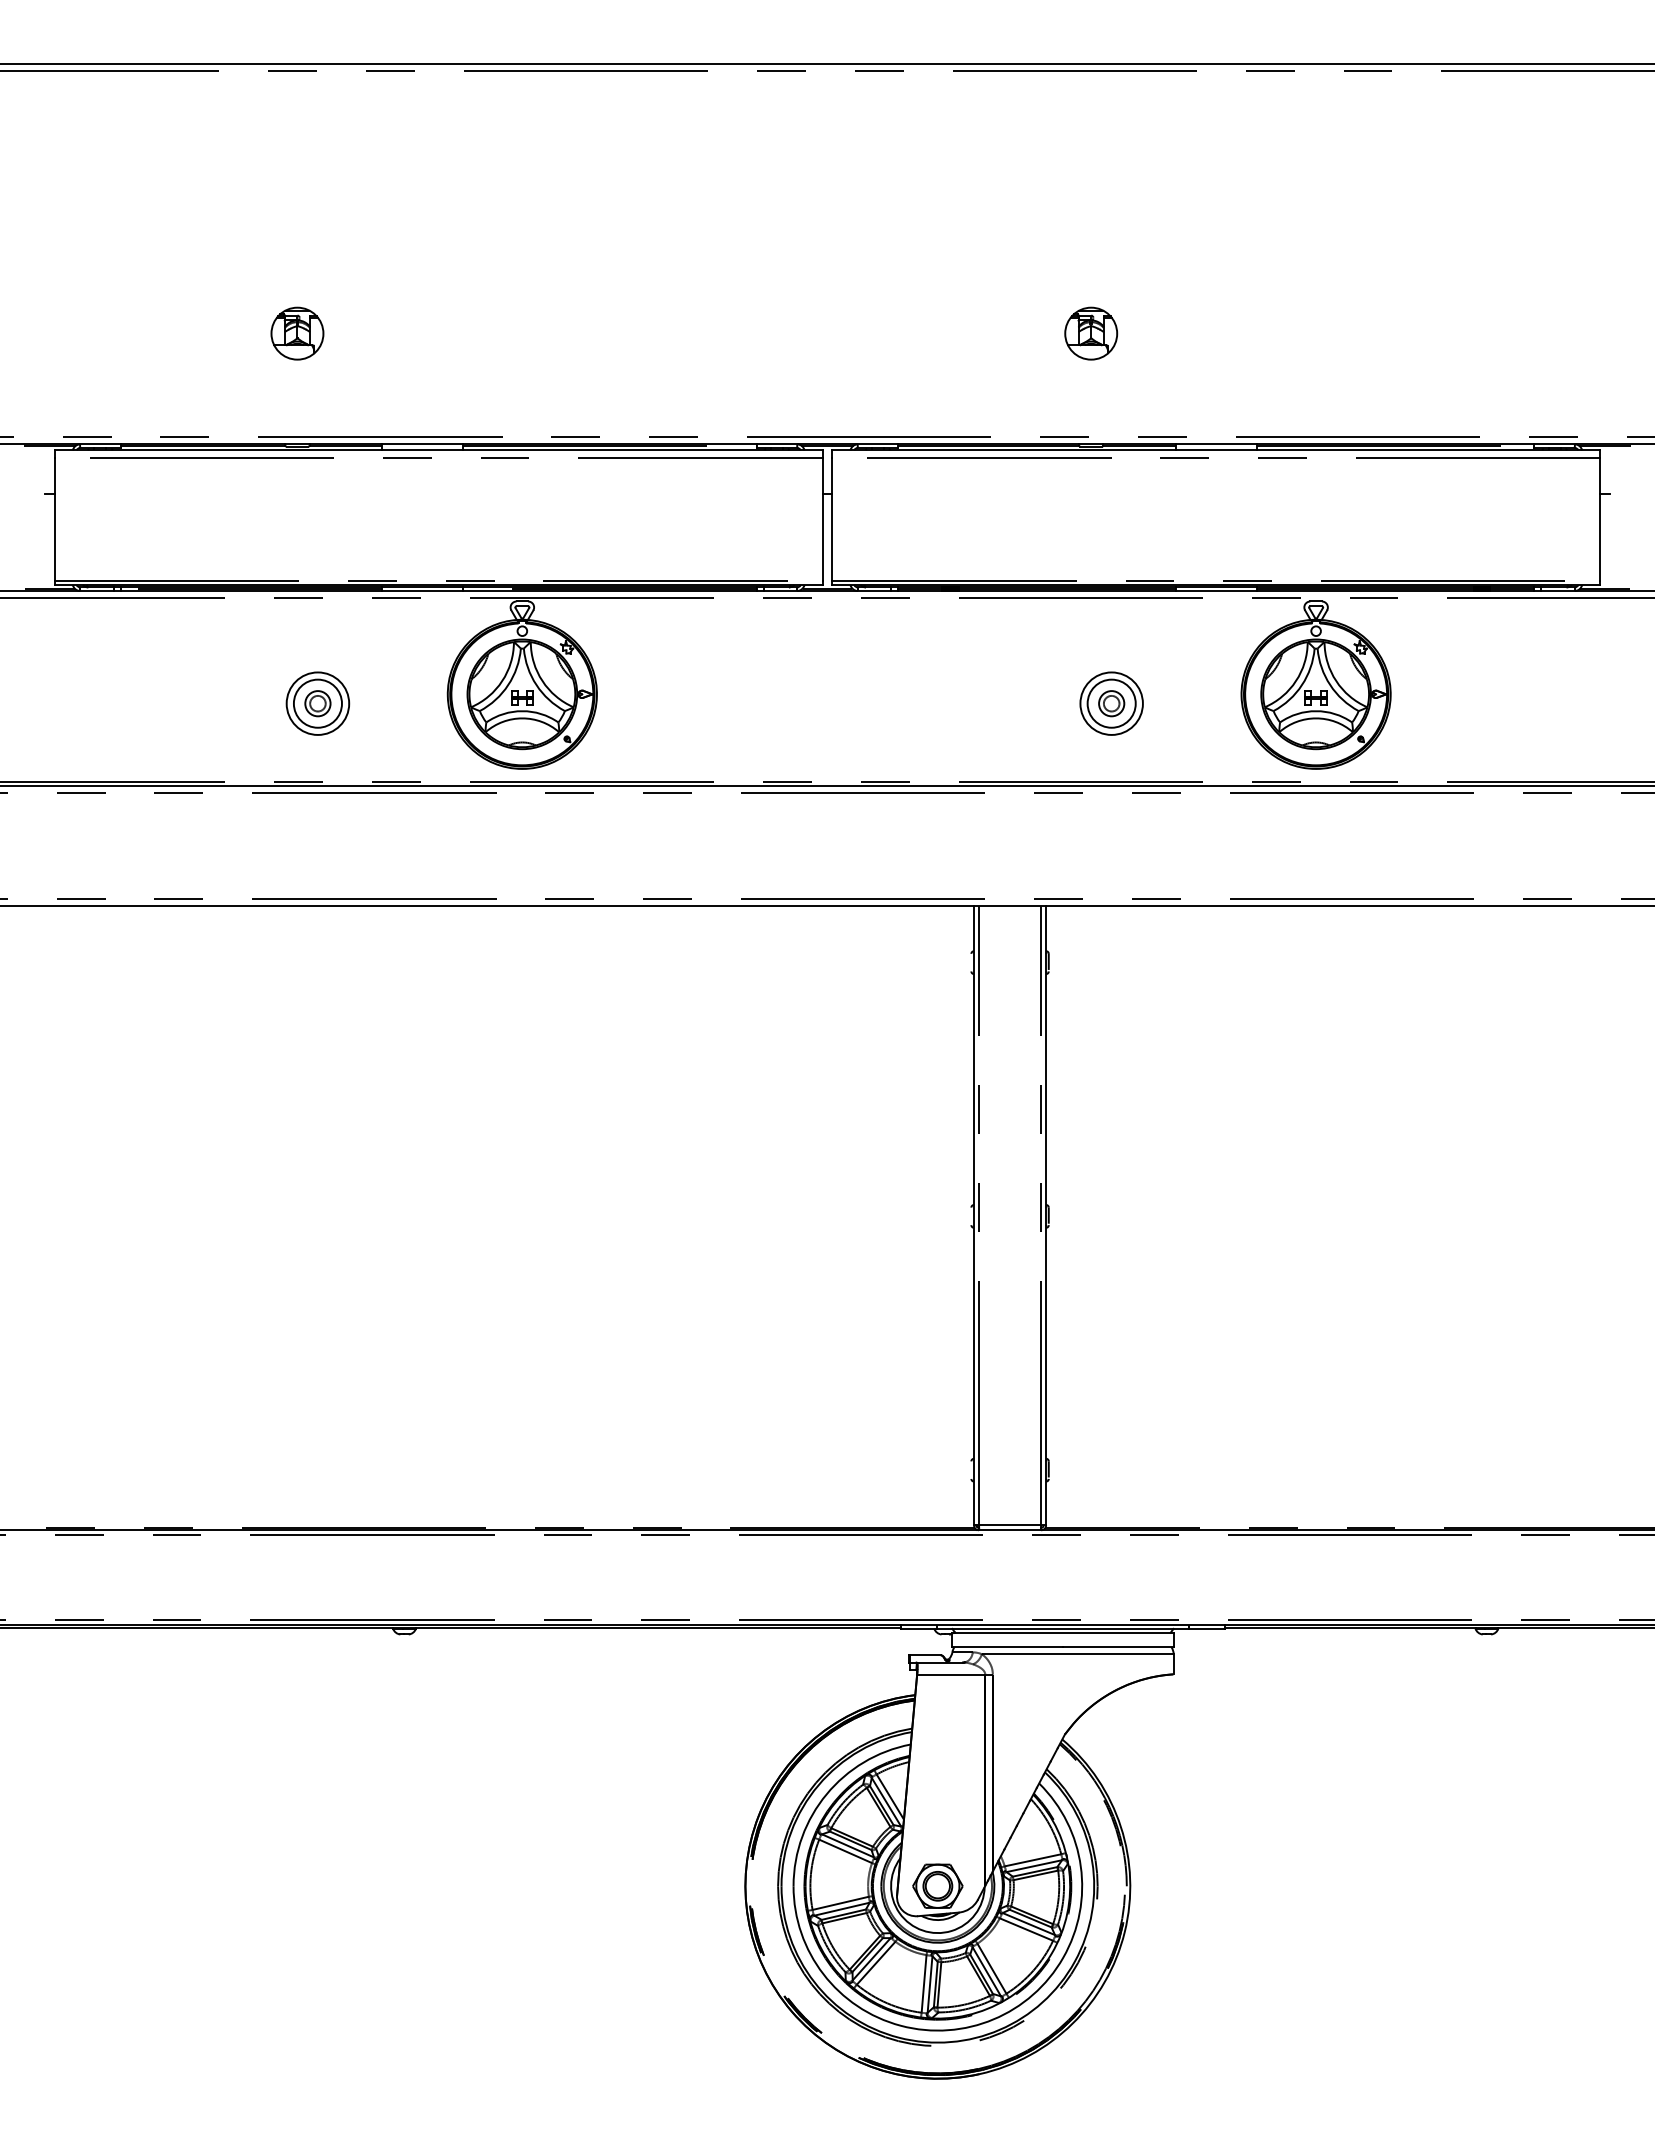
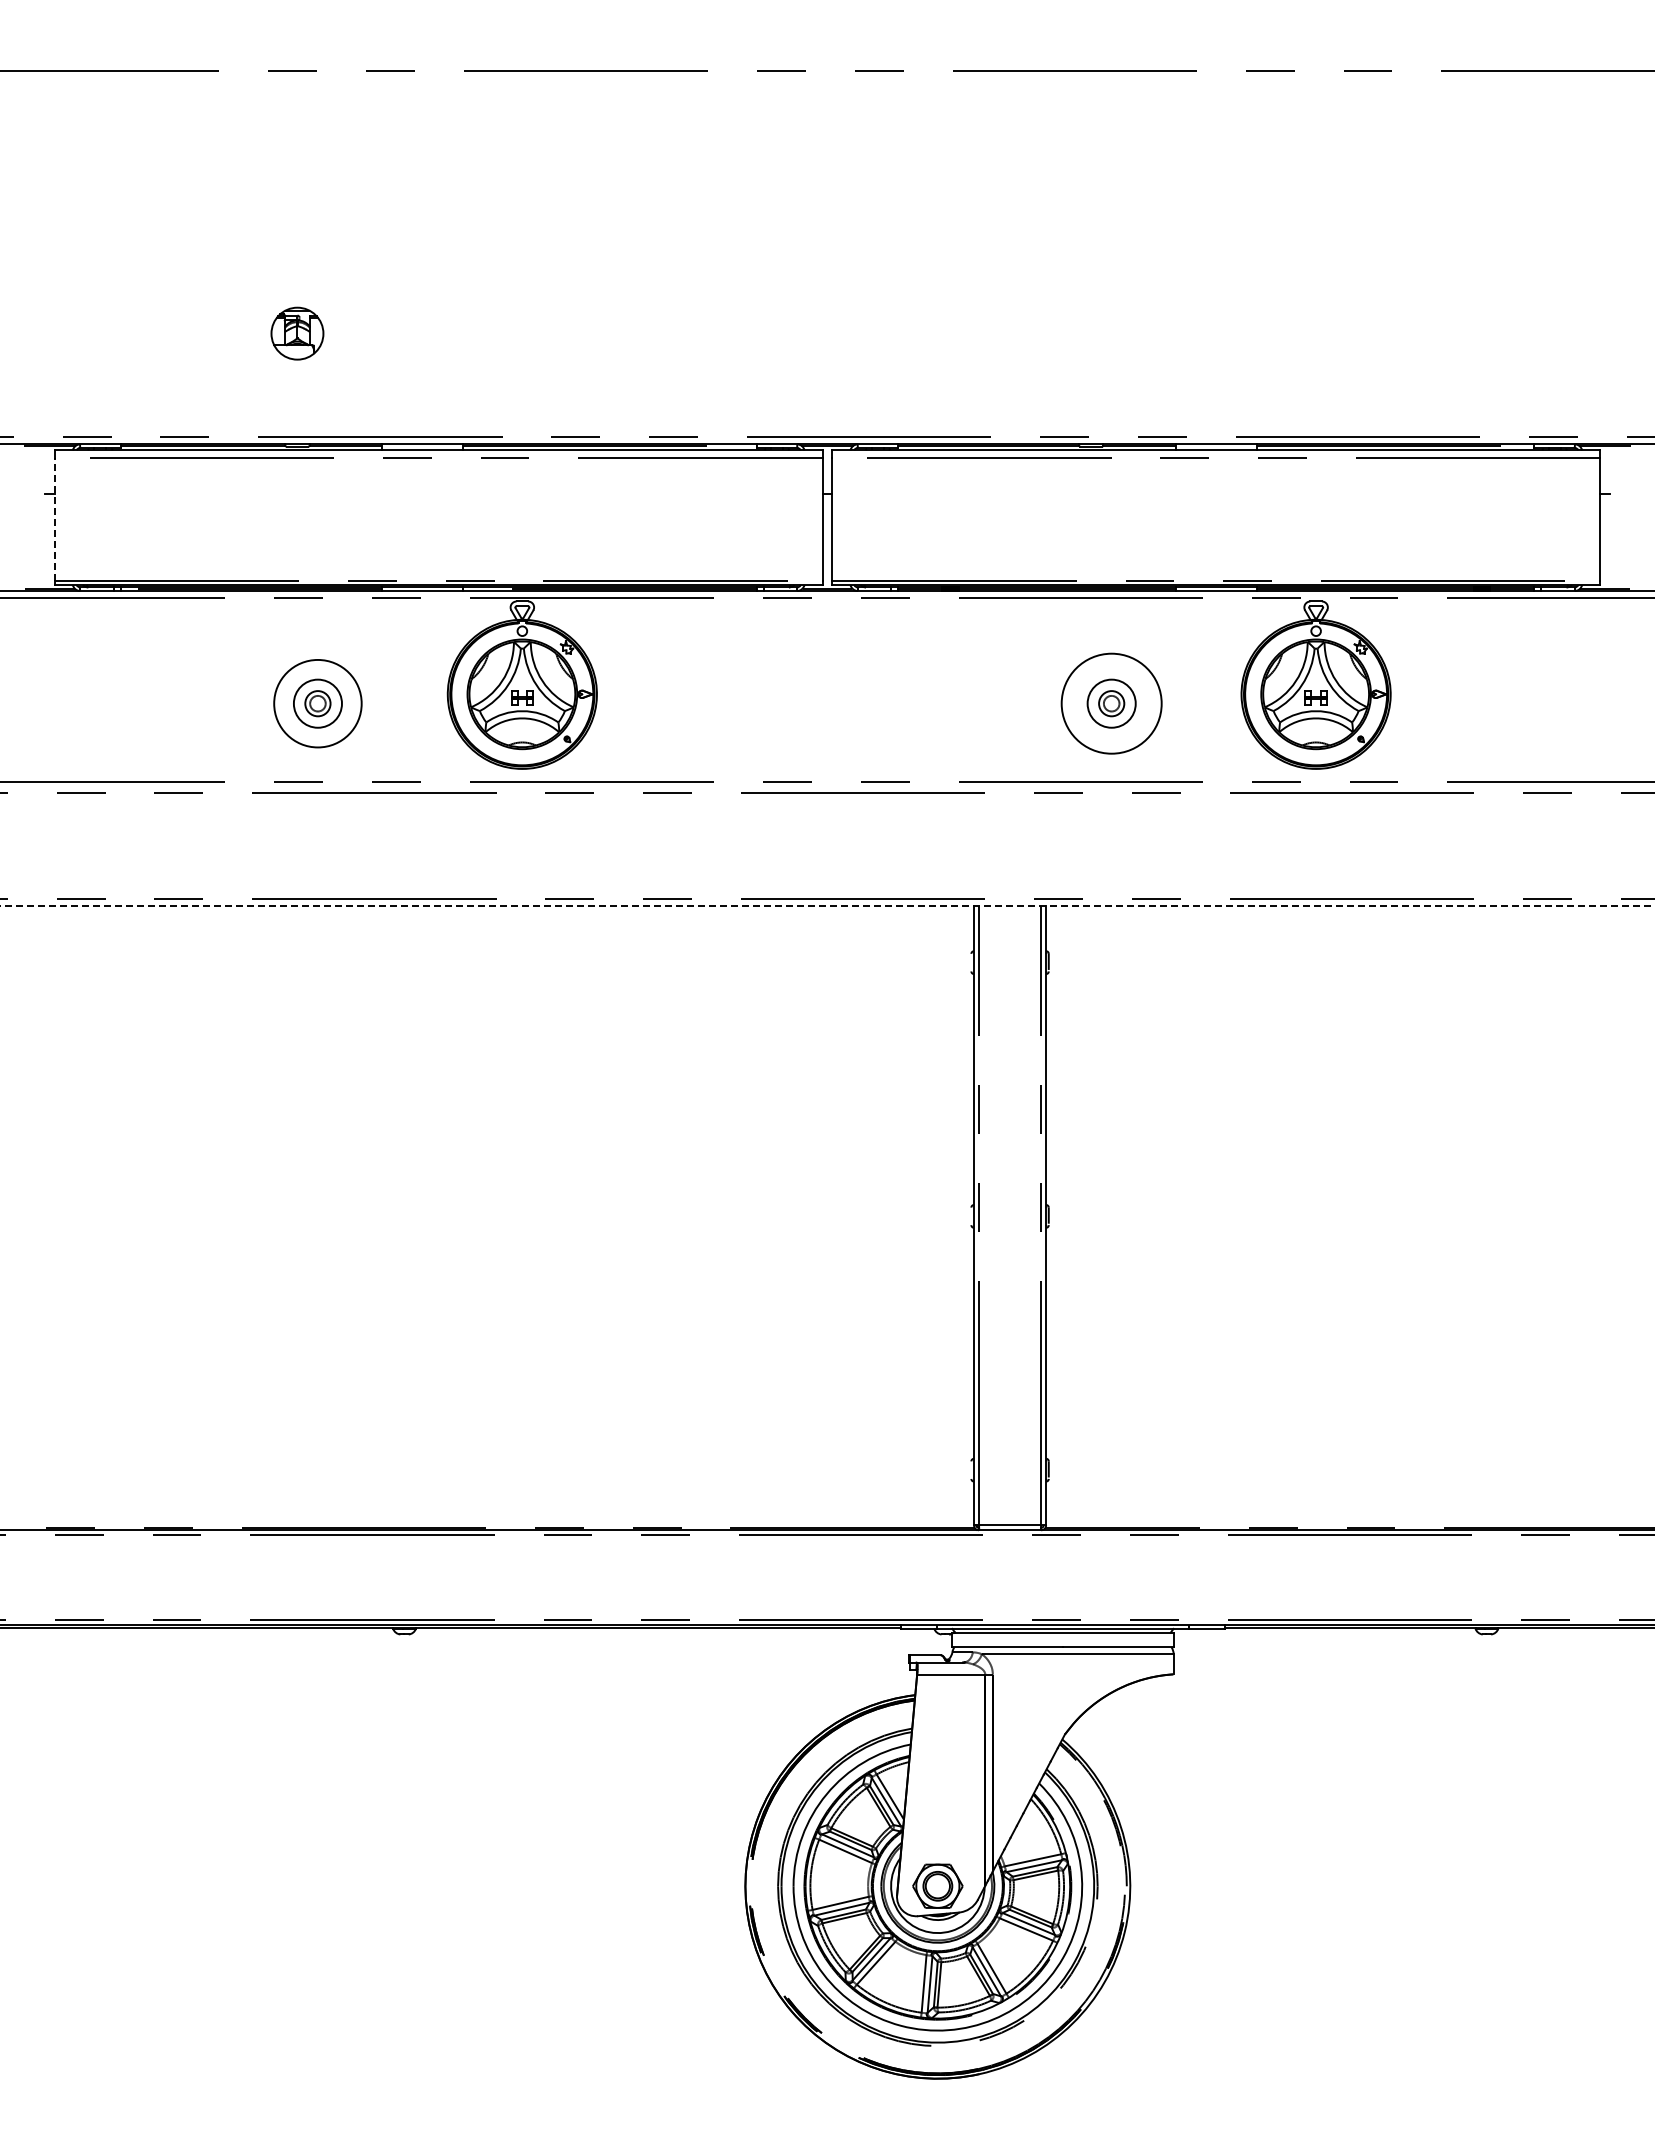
line: present -> none (826, 64)
part: present -> none (1091, 333)
line: solid -> dashed (54, 519)
circle diameter: 62 px -> 87 px (317, 703)
circle diameter: 62 px -> 100 px (1111, 703)
line: present -> none (826, 785)
line: solid -> dashed (827, 906)
